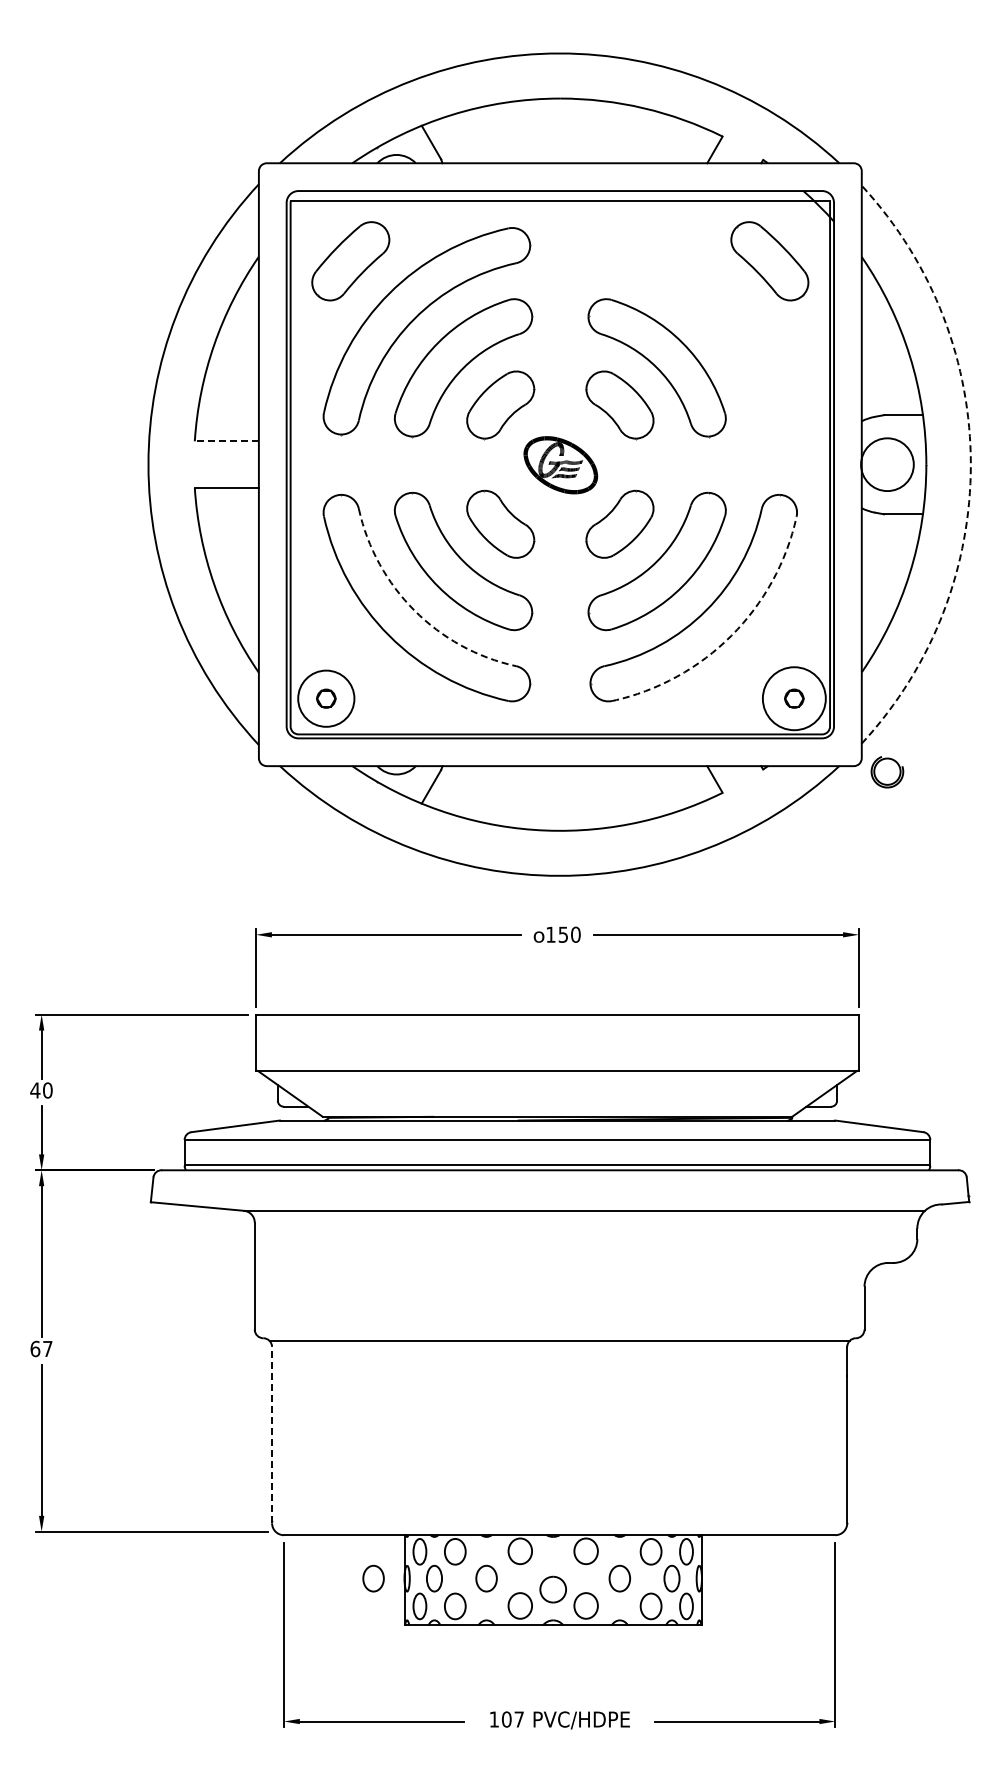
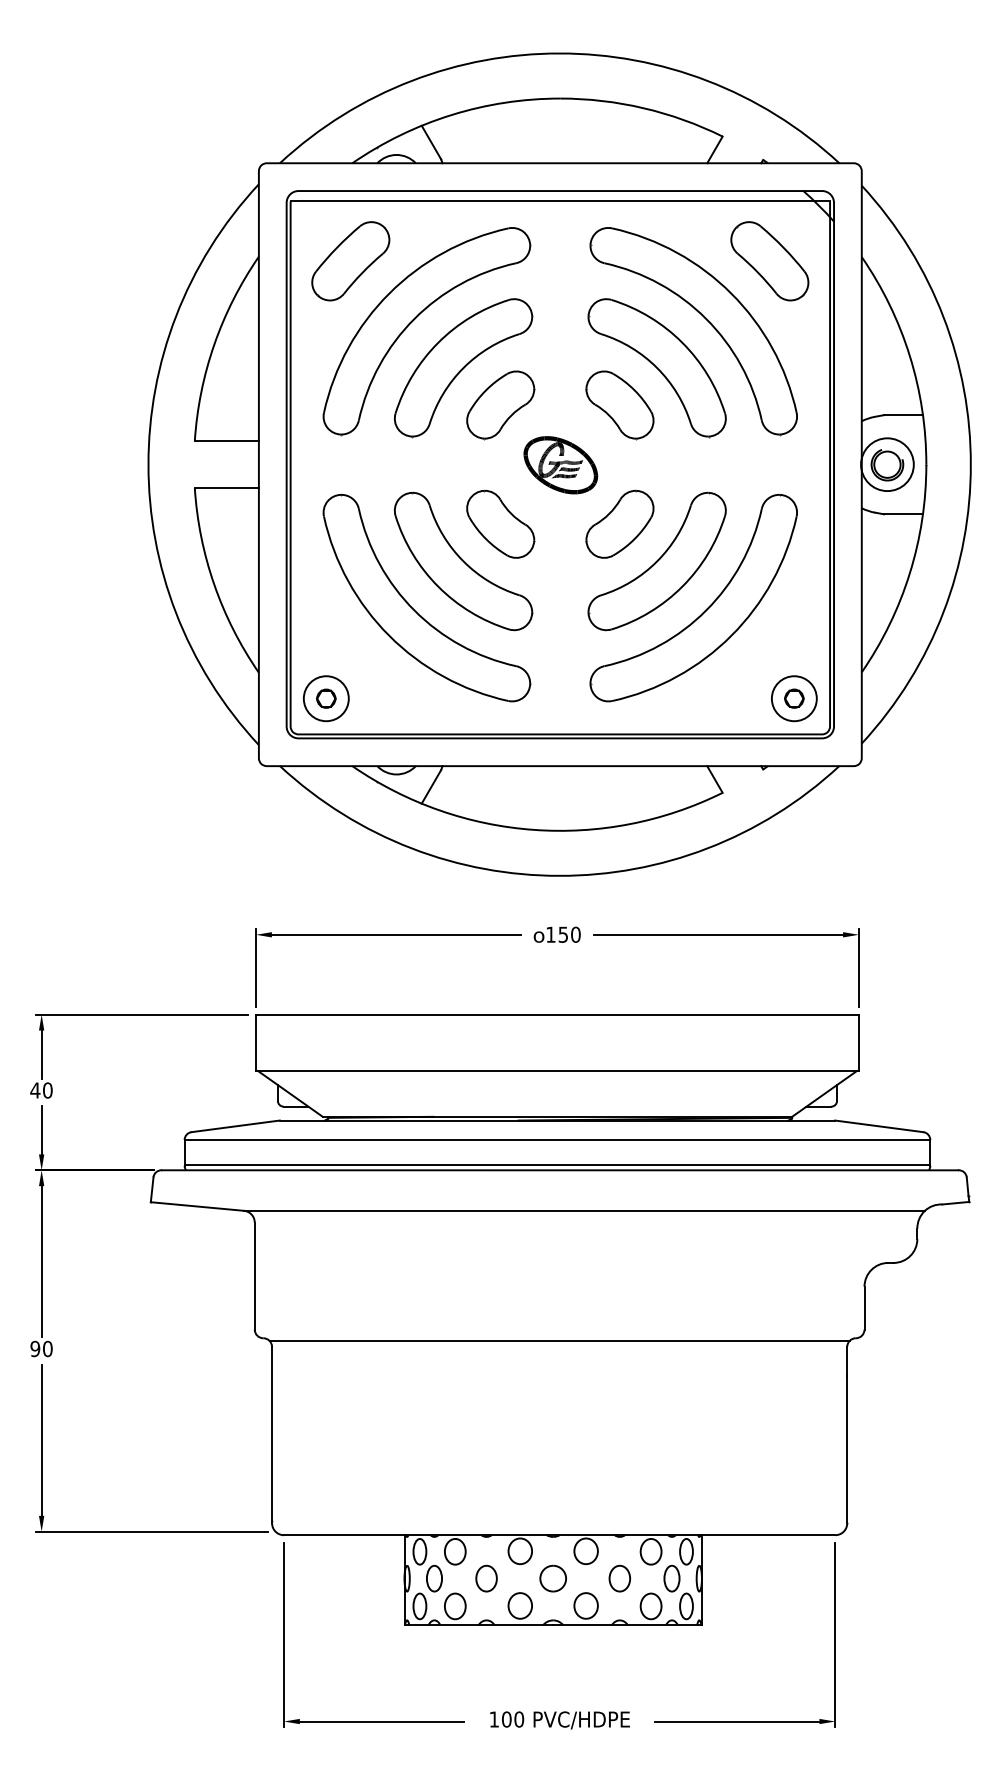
part: none -> present (705, 319)
line: dashed -> solid (226, 441)
arc: dashed -> solid (970, 464)
arc: dashed -> solid (414, 610)
arc: dashed -> solid (731, 635)
circle diameter: 56 px -> 45 px (325, 698)
circle diameter: 63 px -> 45 px (793, 698)
part position: (887, 772) -> (887, 465) (887, 465)
text: 67 -> 90 (41, 1348)
line: dashed -> solid (272, 1434)
part: present -> none (373, 1578)
part position: (552, 1589) -> (552, 1578) (552, 1578)
text: 107 -> 100 (519, 1719)
